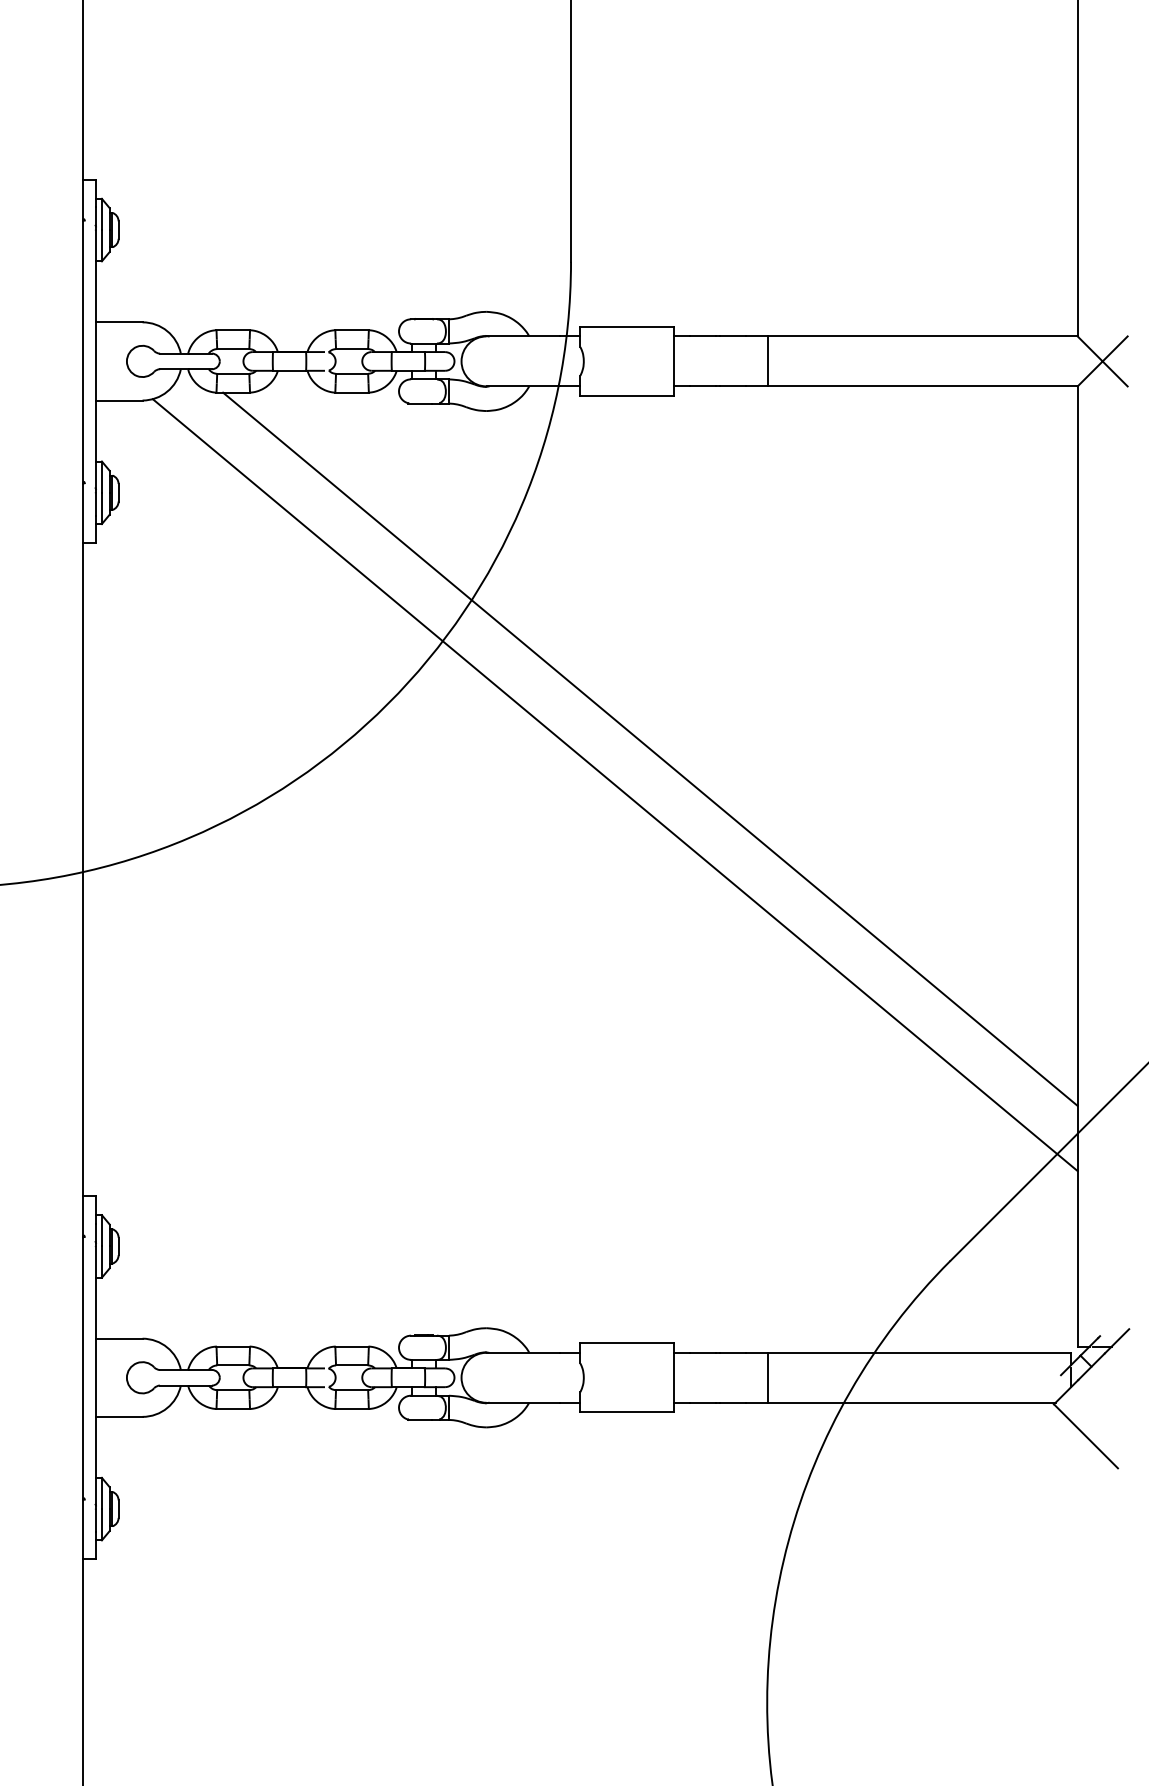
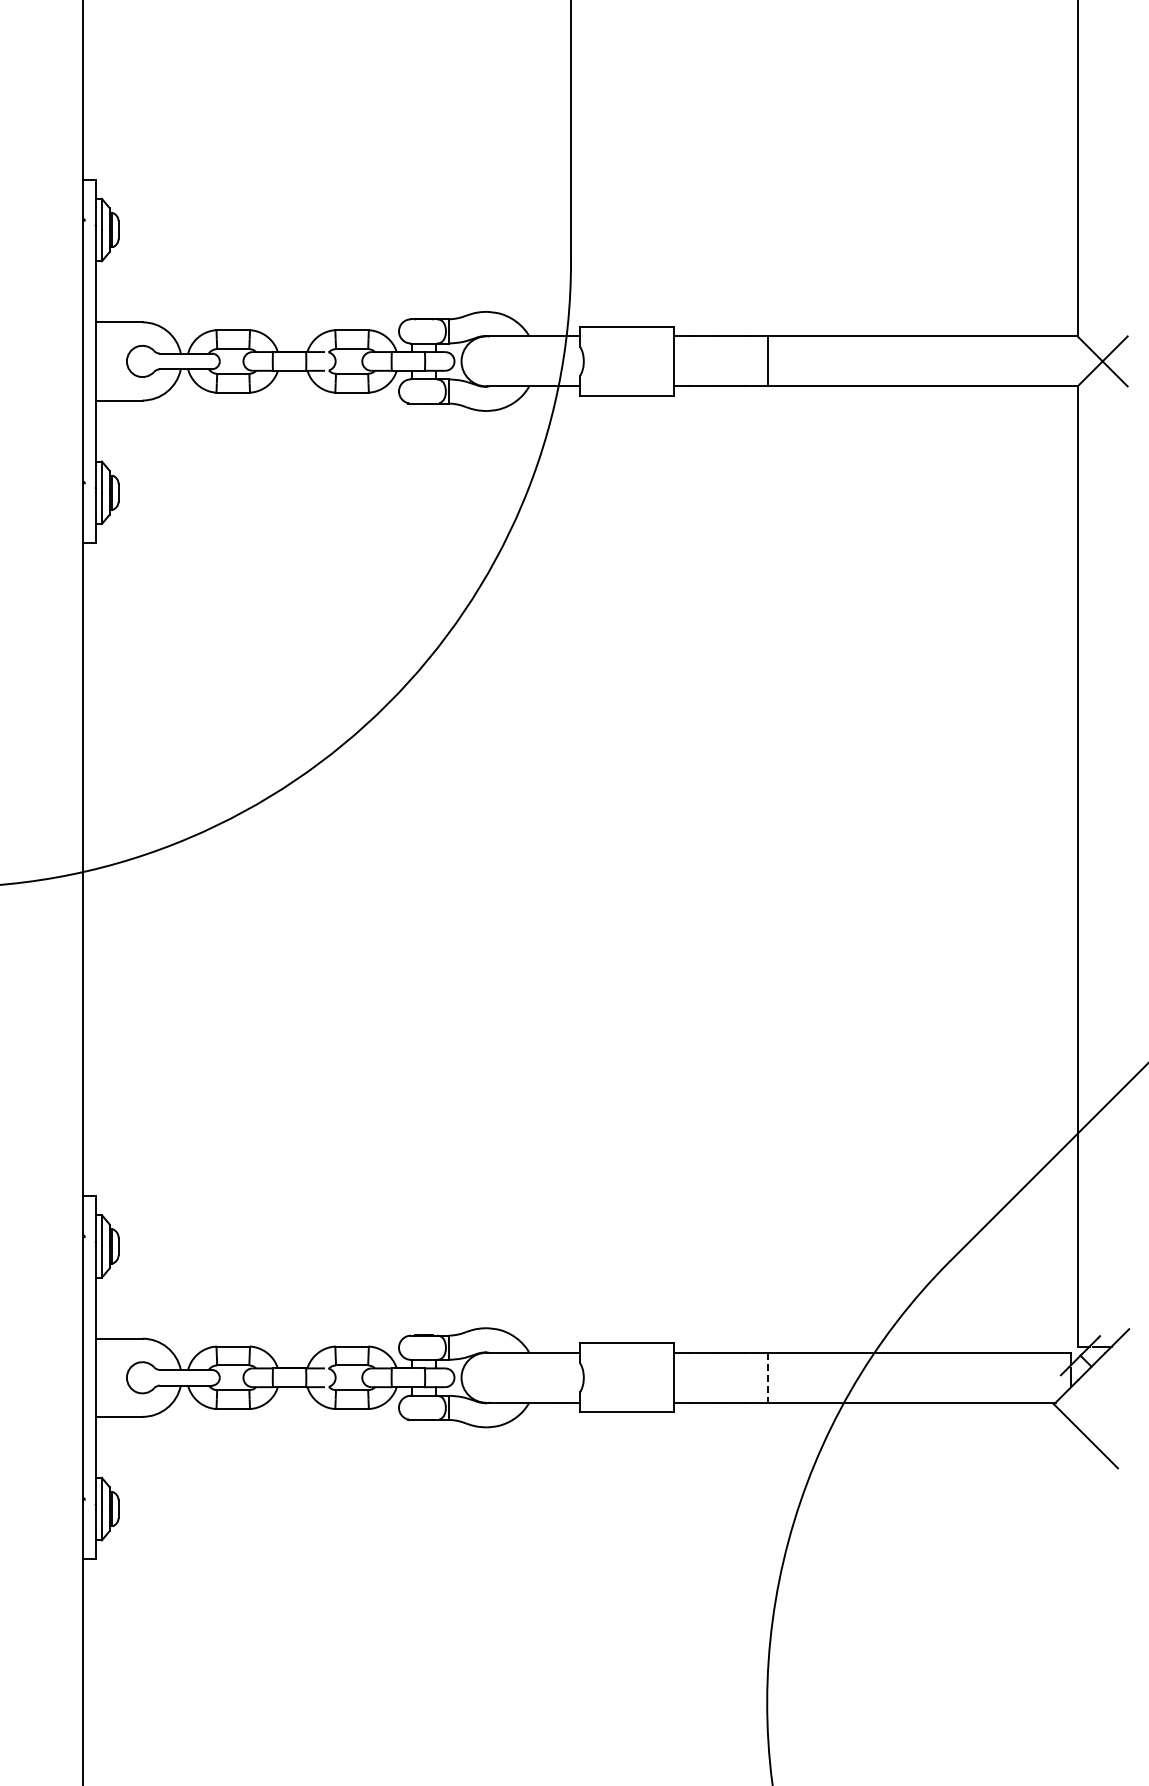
line: present -> none (650, 748)
line: present -> none (614, 785)
line: solid -> dashed (768, 1378)
